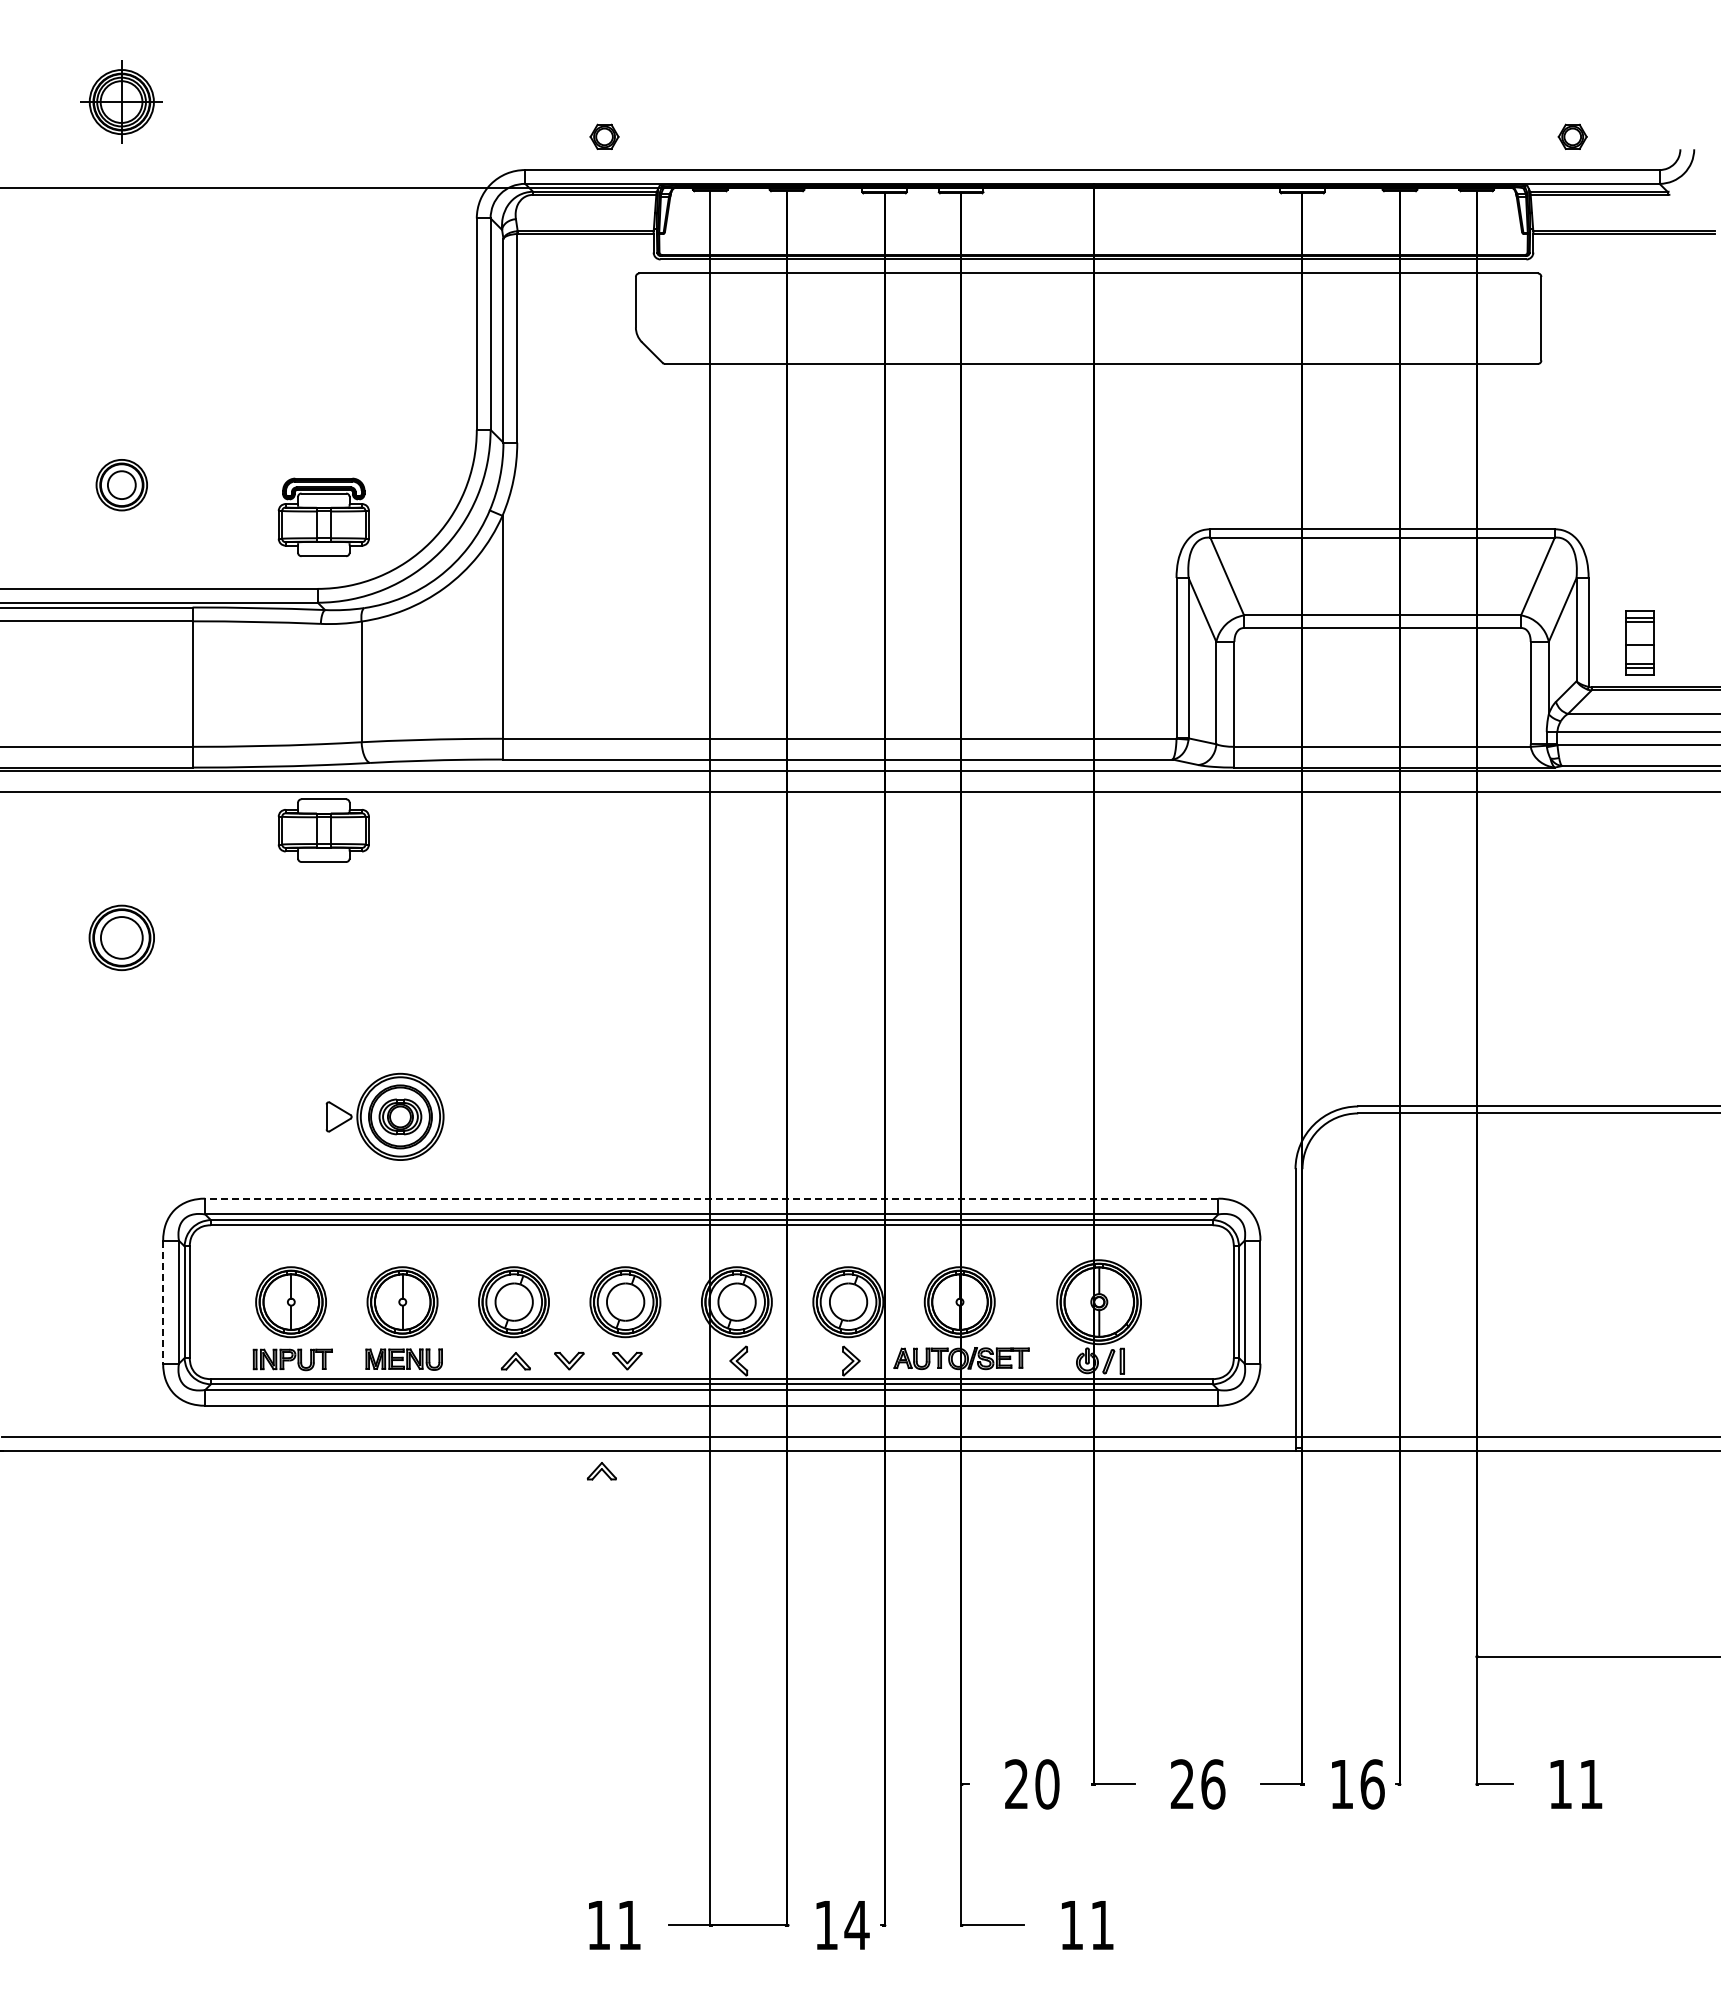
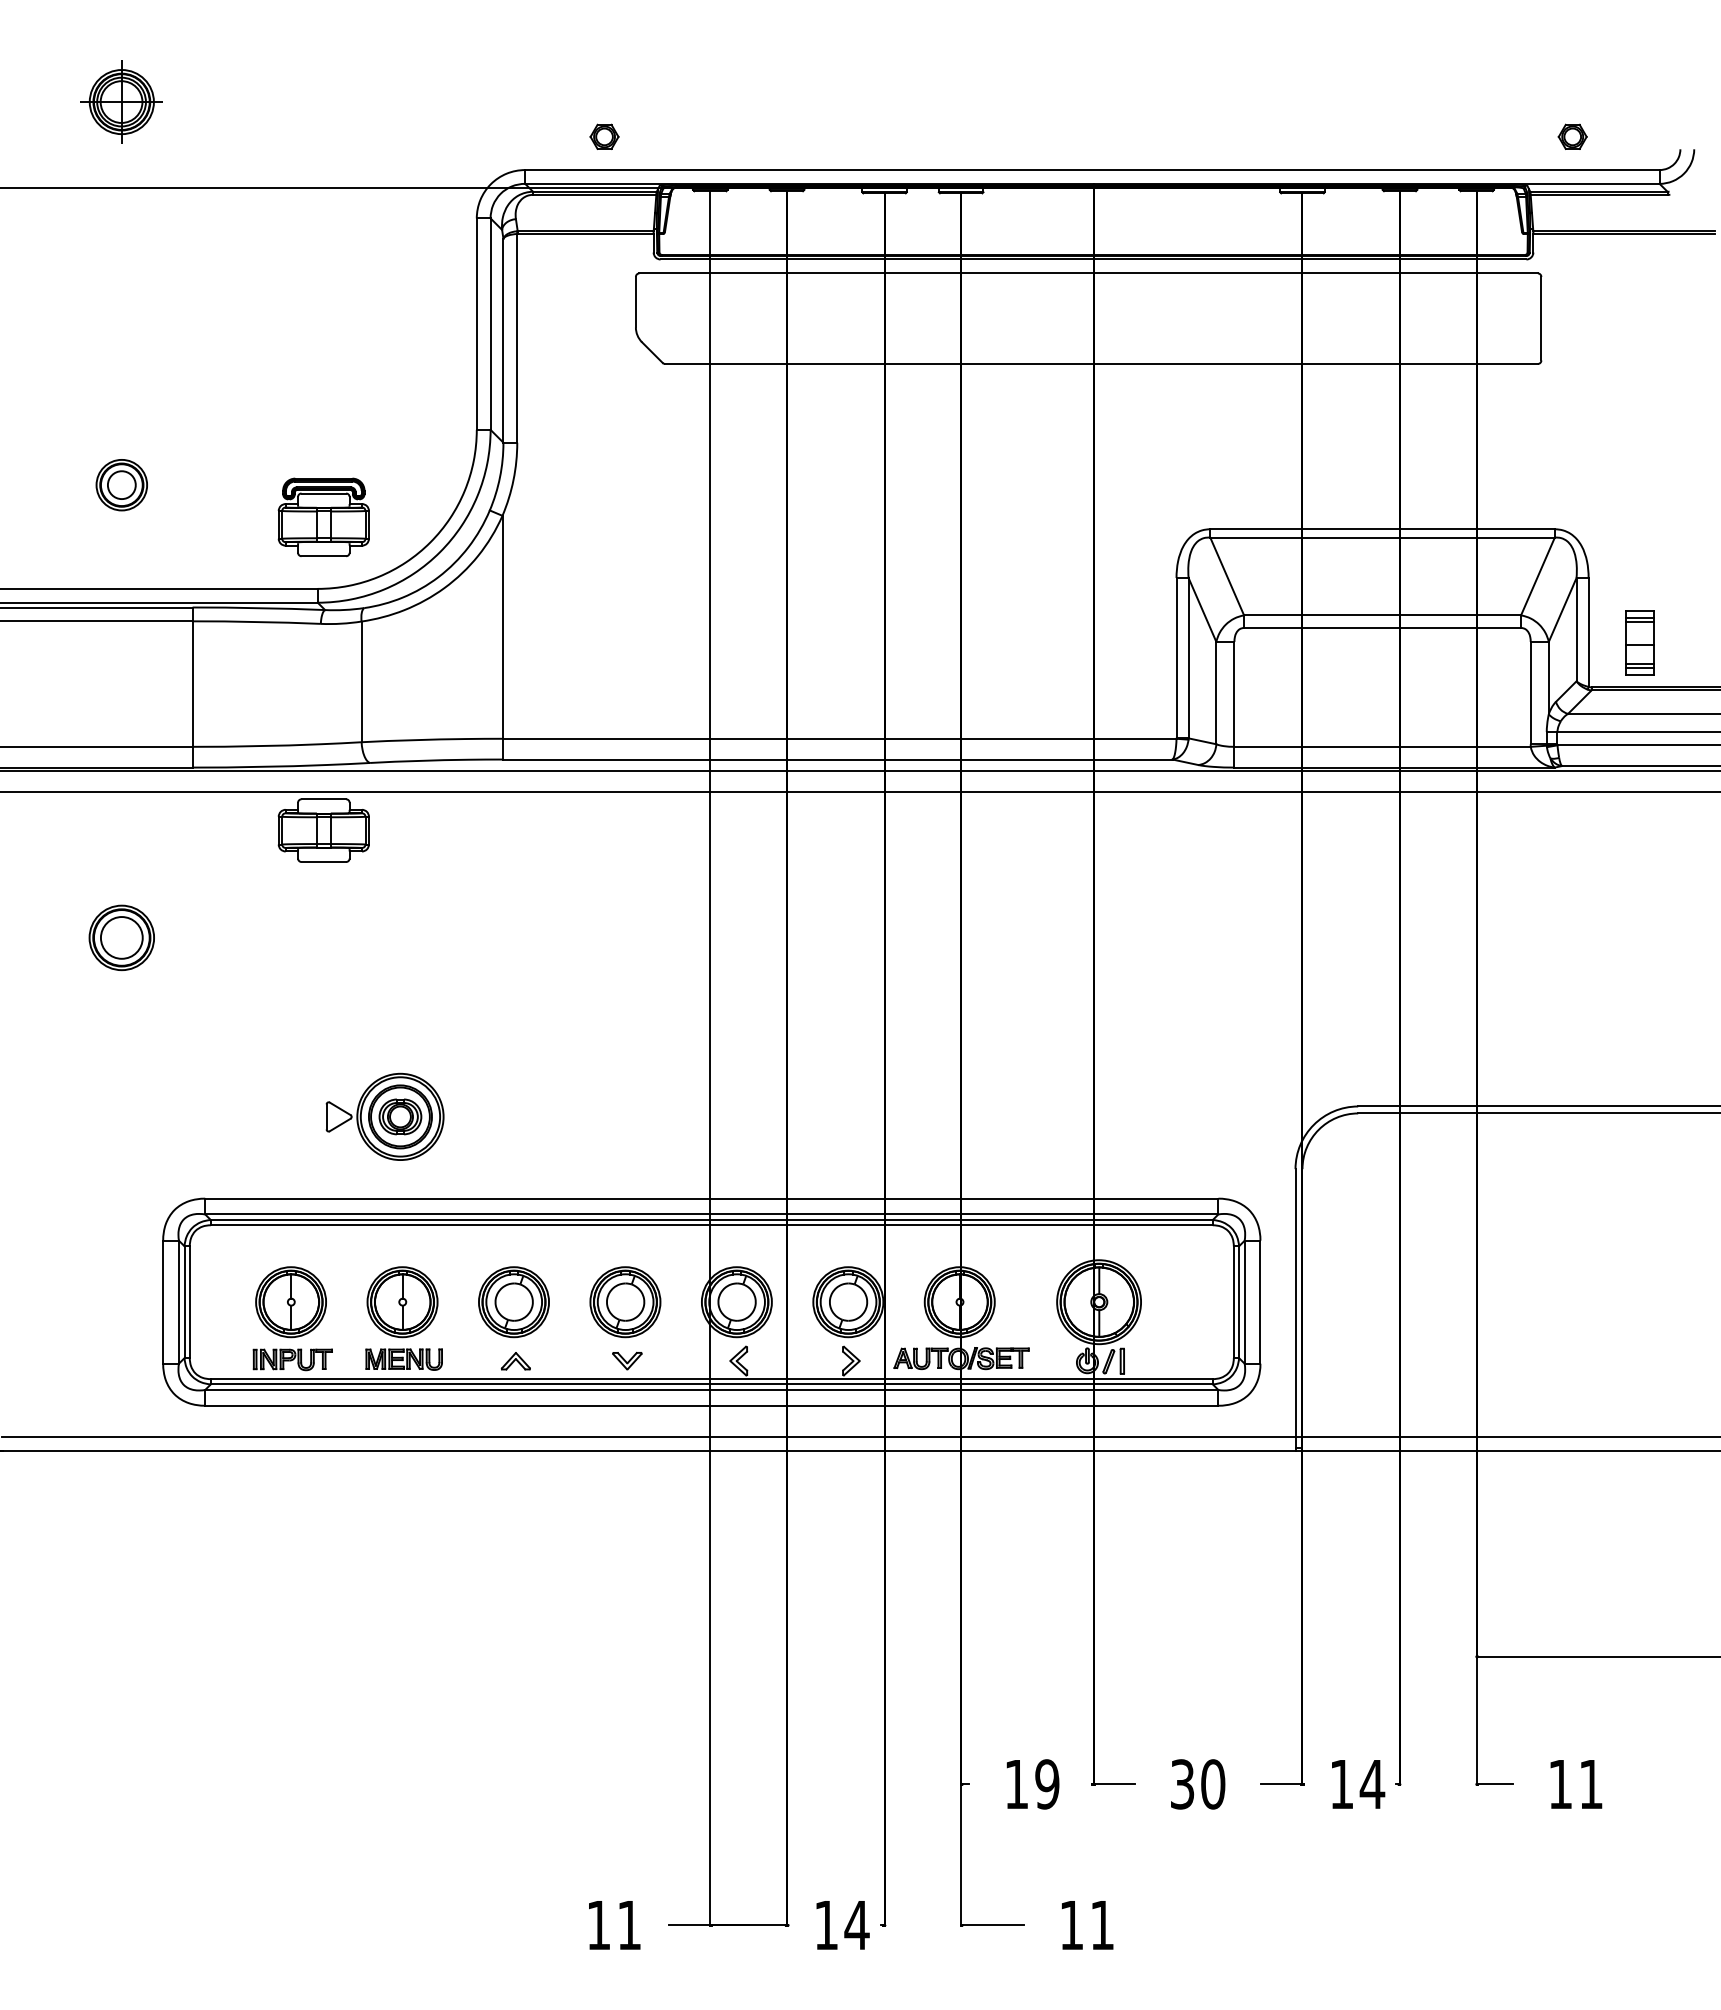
line: dashed -> solid (711, 1198)
line: dashed -> solid (163, 1302)
part: present -> none (569, 1360)
part: present -> none (601, 1471)
text: 20 -> 19 (1032, 1784)
text: 26 -> 30 (1197, 1784)
text: 16 -> 14 (1372, 1784)
